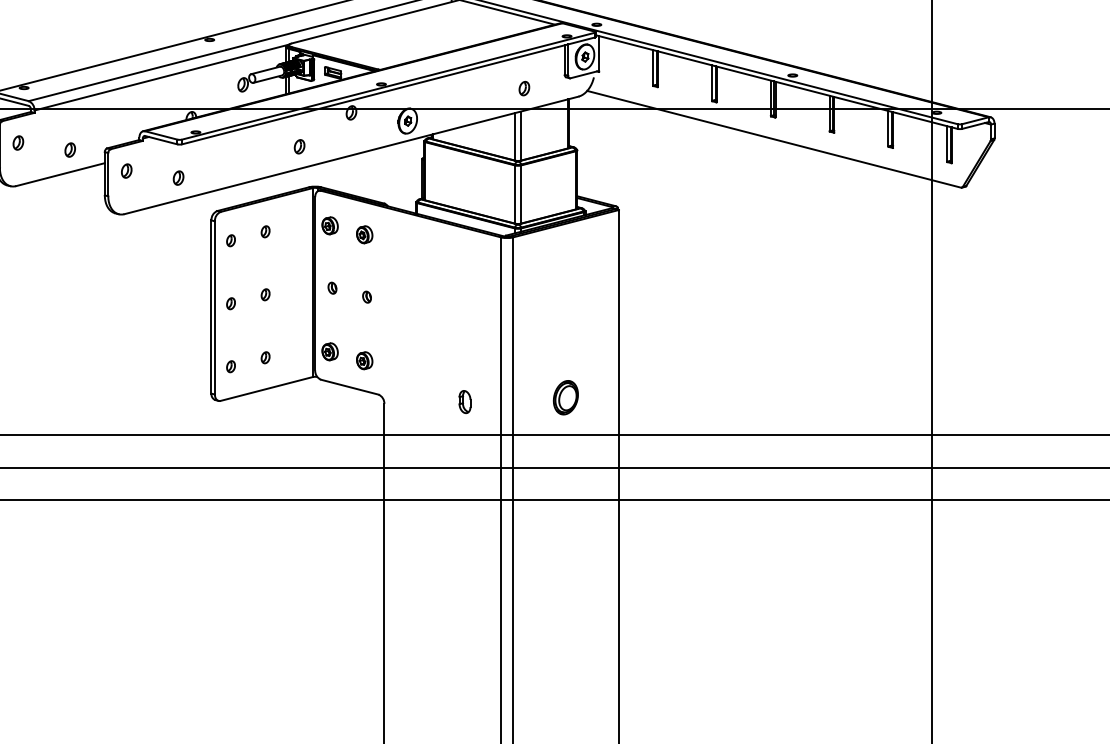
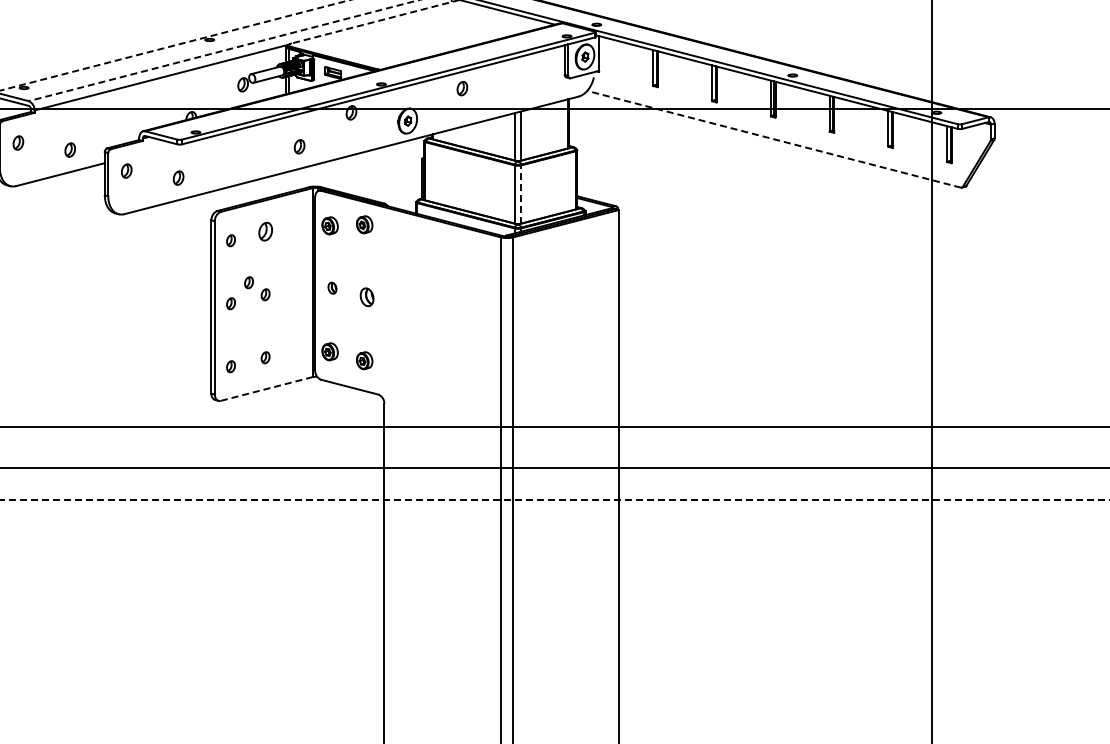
line: solid -> dashed (375, 21)
line: solid -> dashed (175, 45)
line: solid -> dashed (223, 50)
part position: (524, 88) -> (462, 88) (462, 88)
line: solid -> dashed (773, 139)
line: solid -> dashed (520, 194)
part size: 11x14 px -> 15x21 px (265, 231)
part position: (364, 234) -> (364, 224) (364, 224)
part: none -> present (248, 282)
part size: 10x14 px -> 16x21 px (366, 297)
line: solid -> dashed (266, 388)
part: present -> none (565, 397)
part: present -> none (464, 402)
line position: (554, 435) -> (554, 427) (554, 427)
line: solid -> dashed (555, 500)
